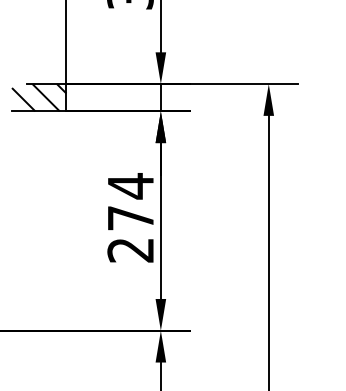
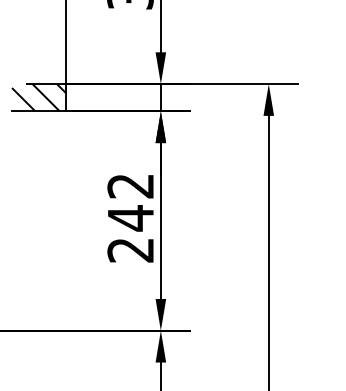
text: 274 -> 242 (130, 202)
